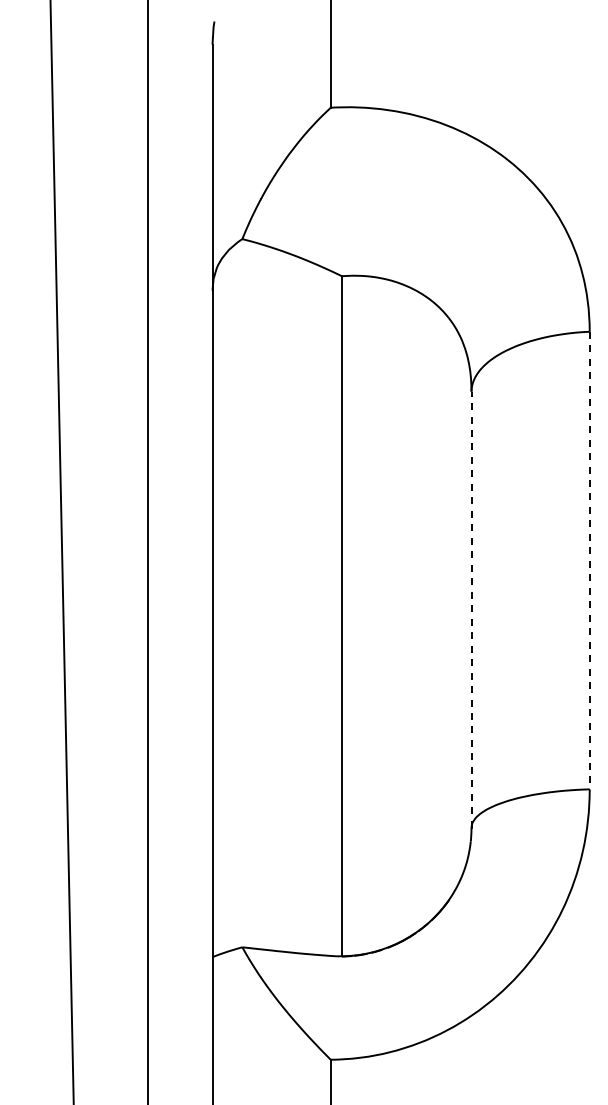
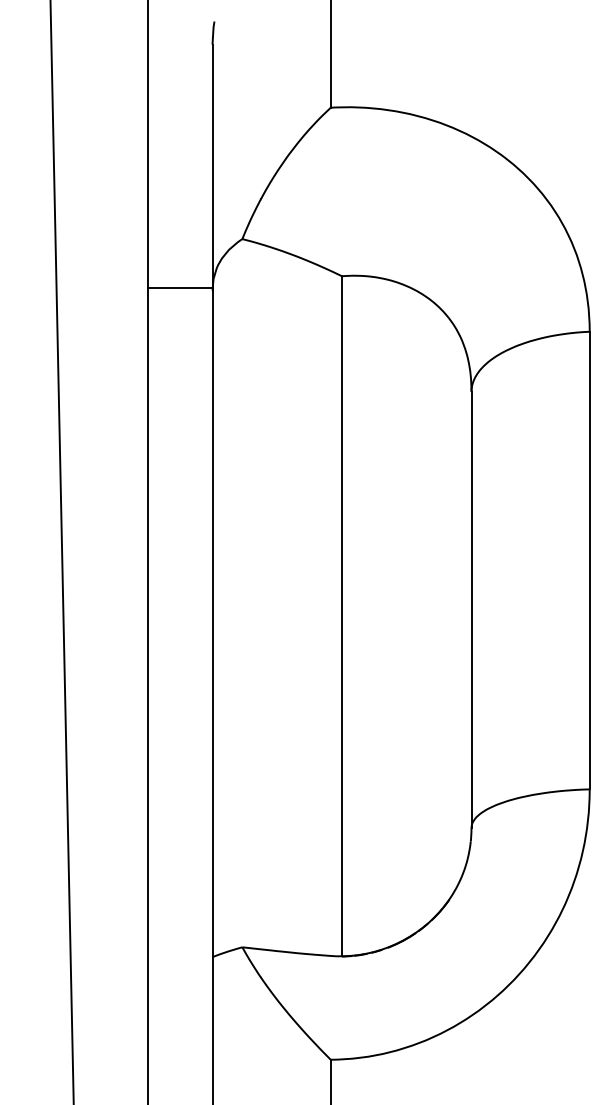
line: none -> present (179, 287)
line: dashed -> solid (589, 560)
line: dashed -> solid (471, 609)
